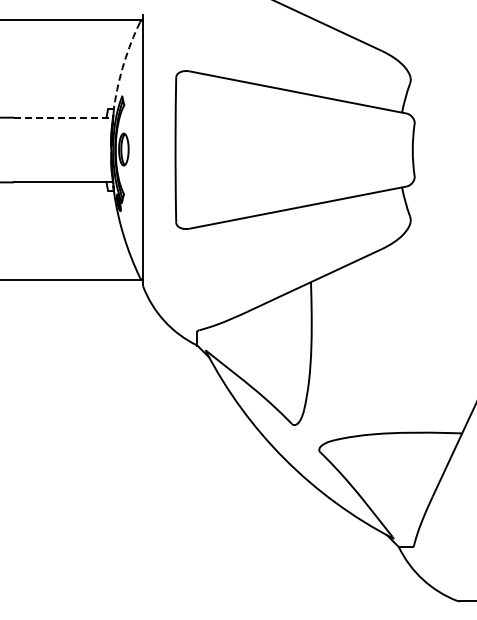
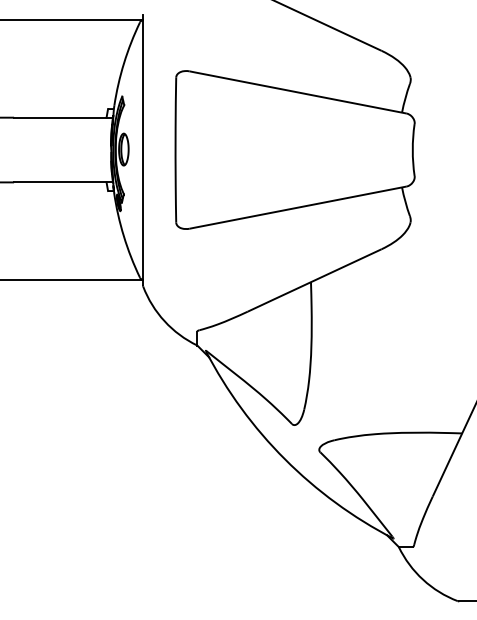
arc: dashed -> solid (124, 63)
line: dashed -> solid (64, 117)
